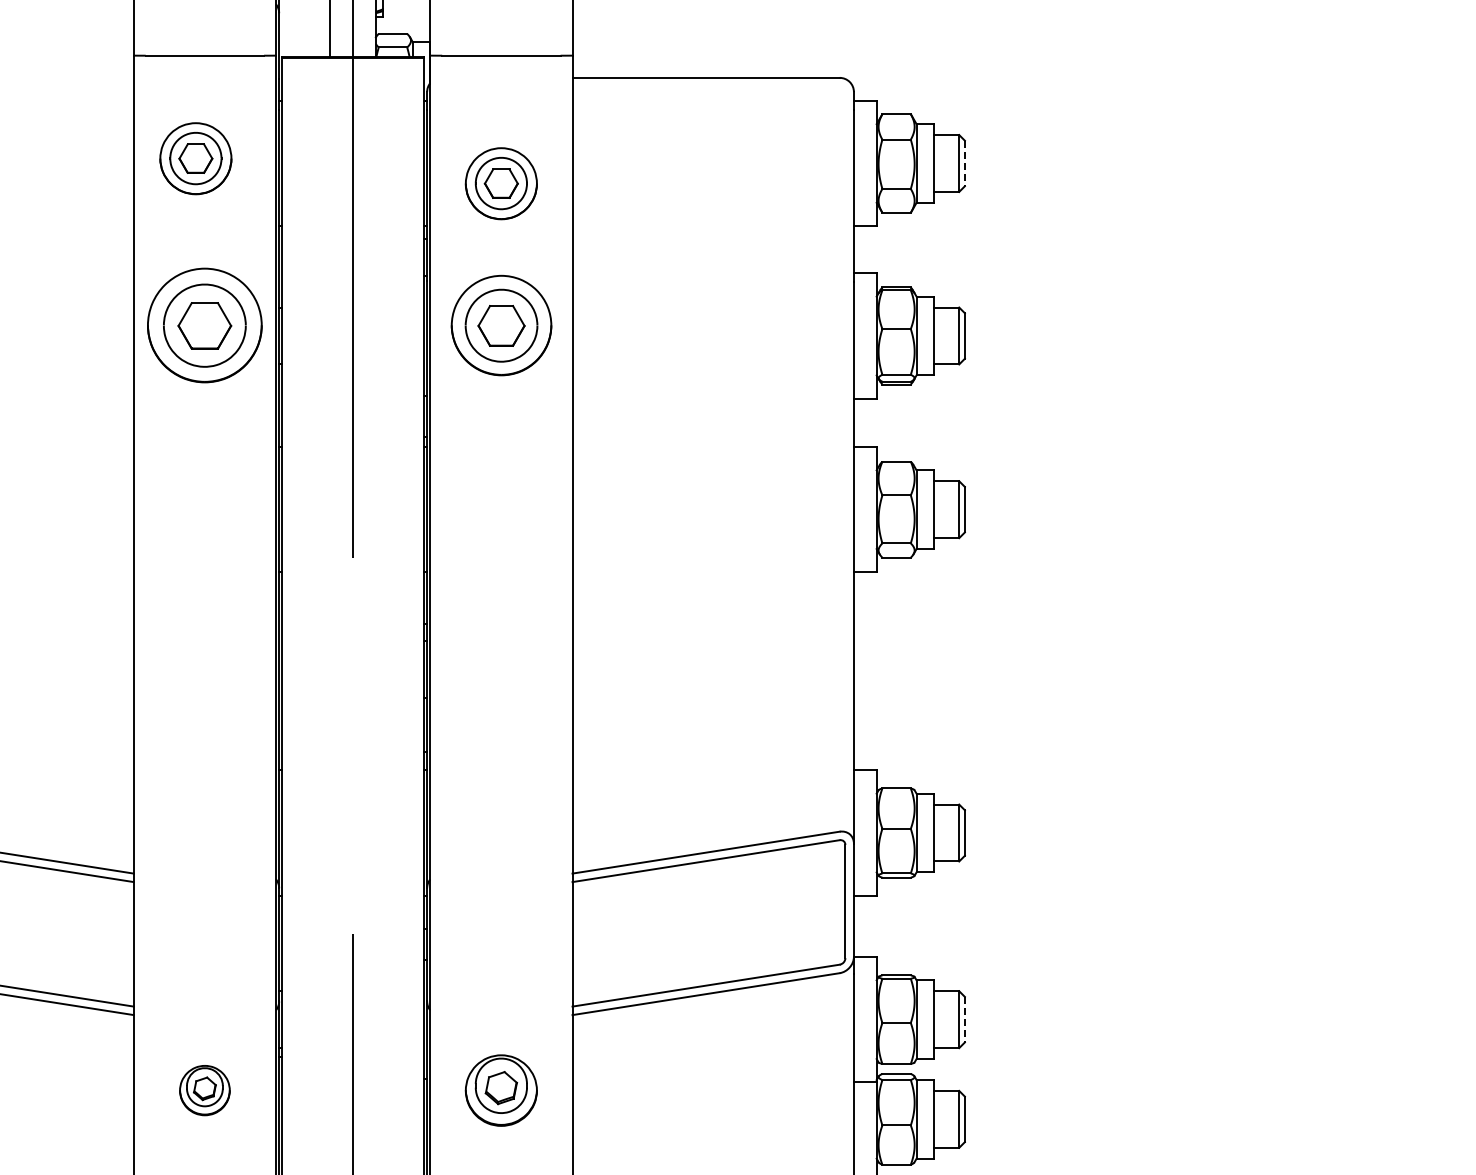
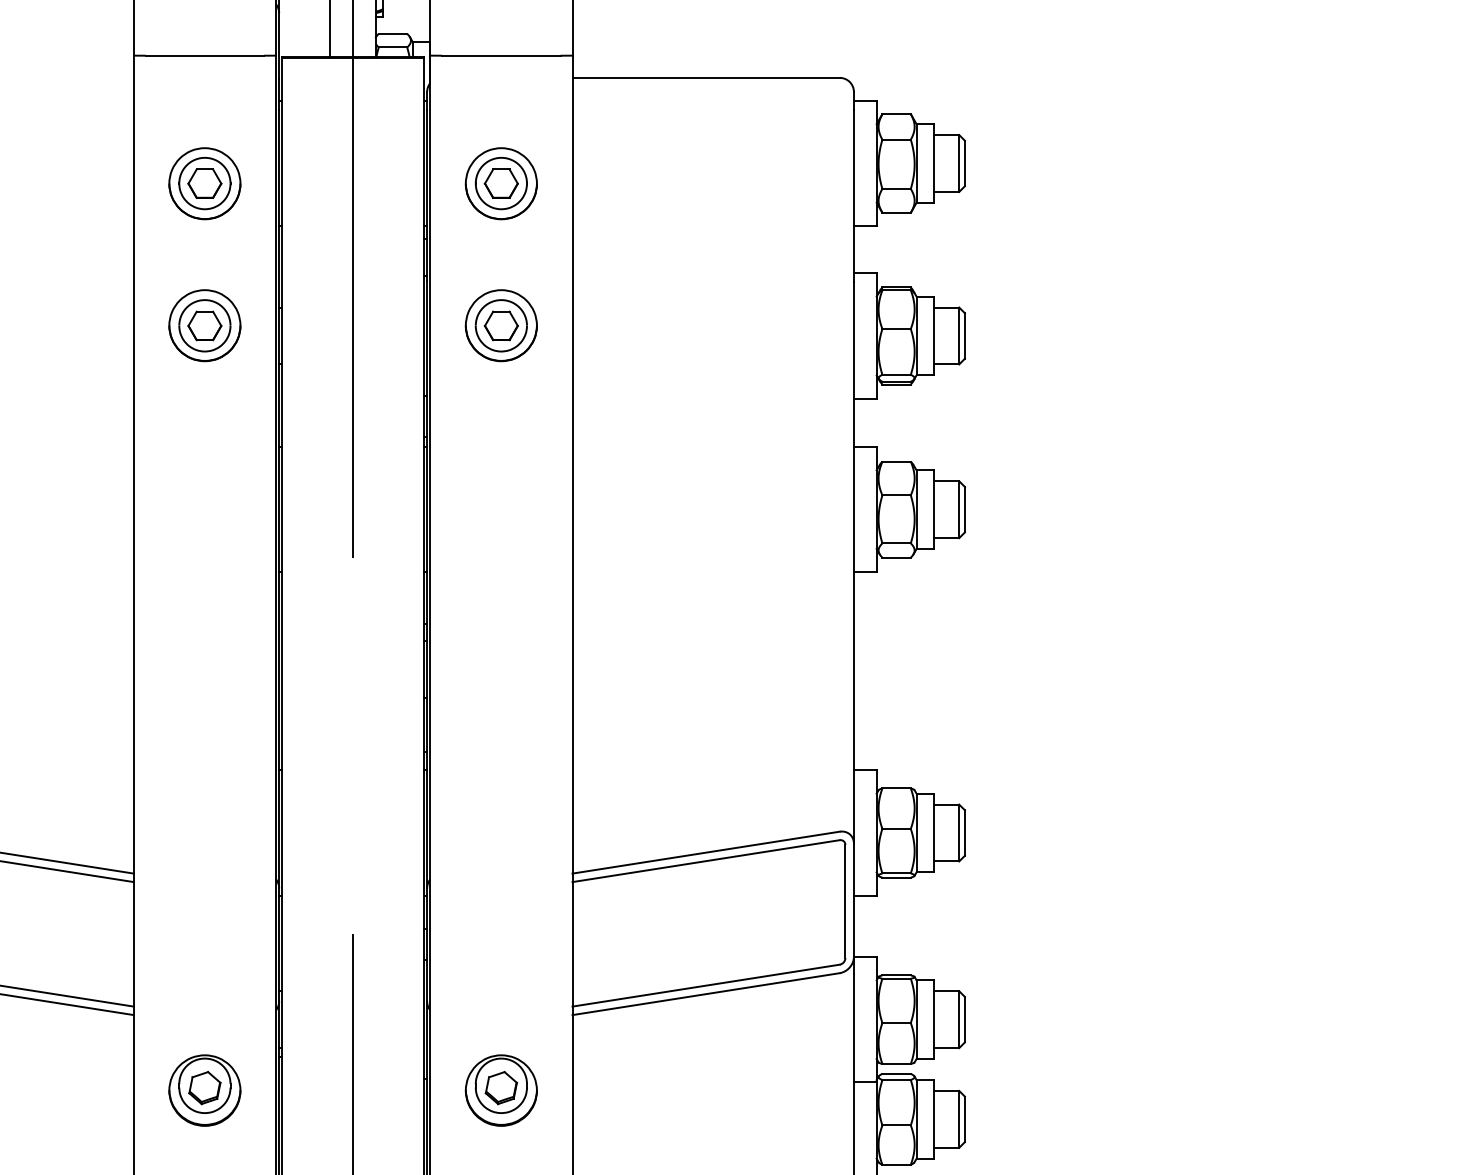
part position: (195, 158) -> (204, 183) (204, 183)
line: dashed -> solid (964, 163)
part size: 116x117 px -> 74x74 px (204, 325)
part size: 103x103 px -> 74x74 px (500, 325)
line: dashed -> solid (964, 1019)
part size: 52x52 px -> 74x73 px (204, 1090)
